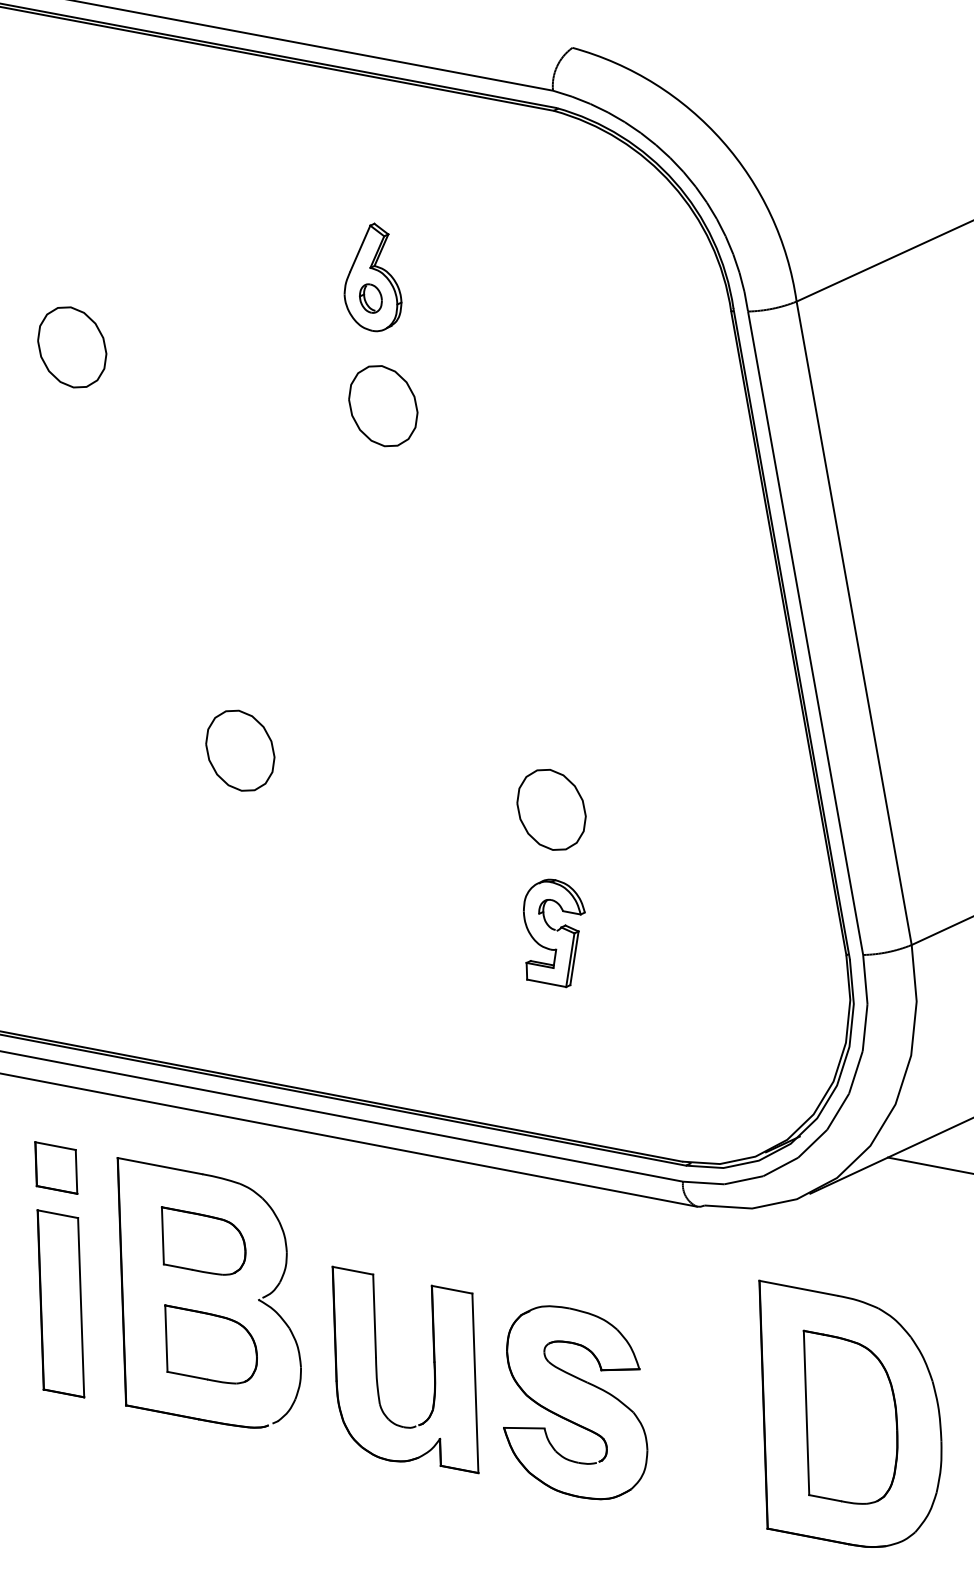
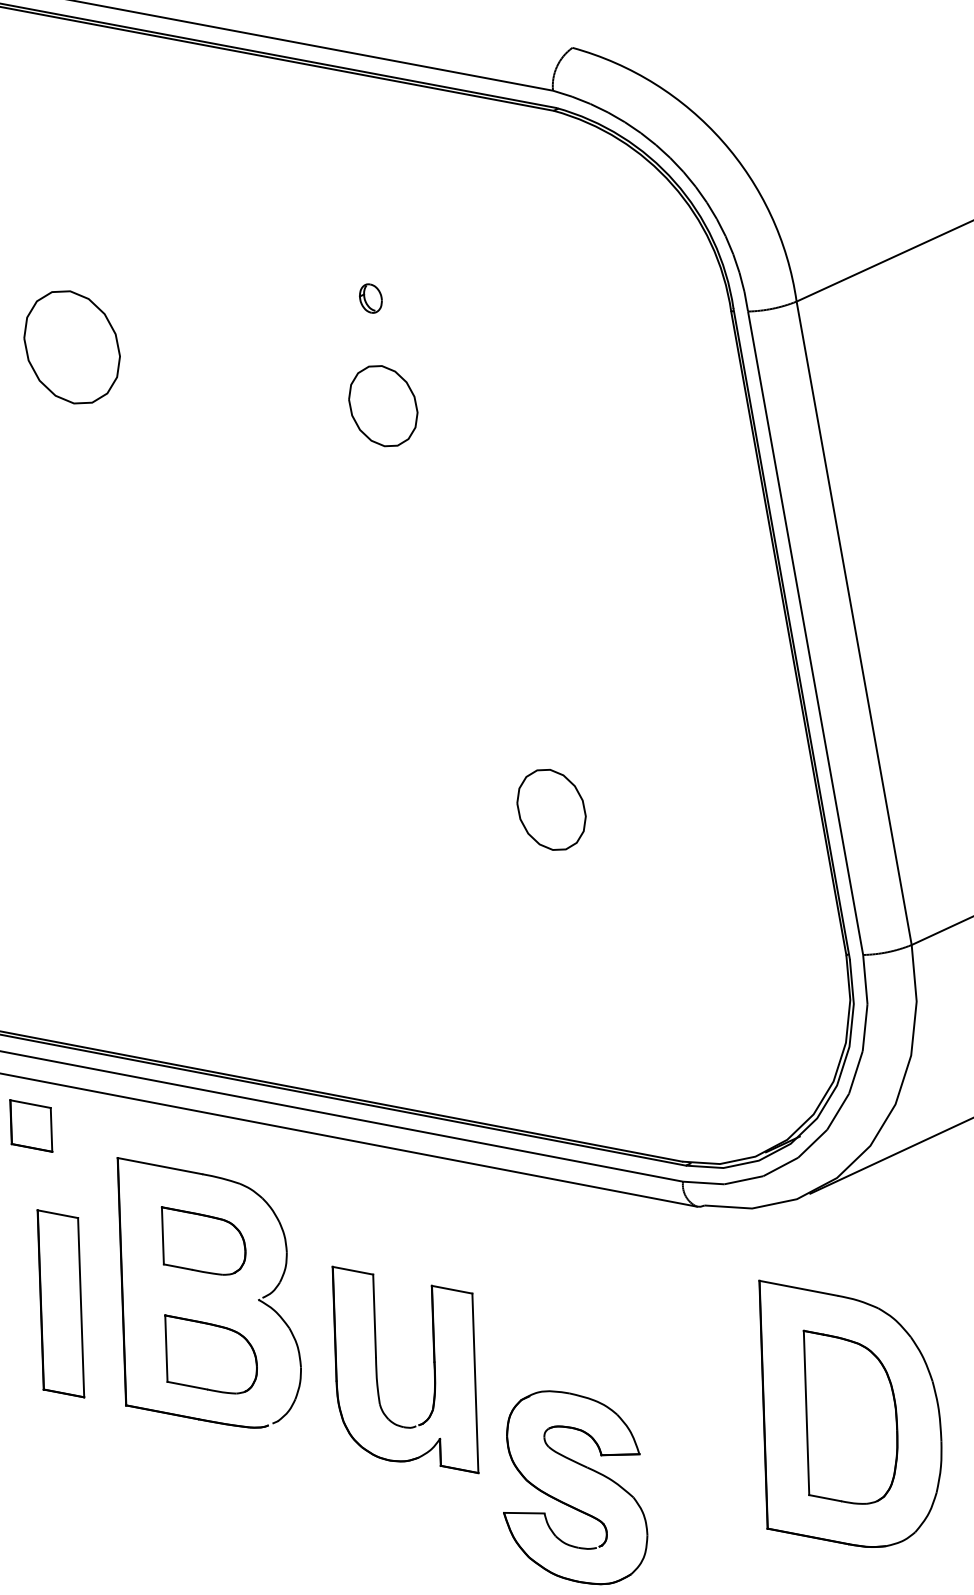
part: present -> none (372, 277)
part size: 71x83 px -> 98x115 px (71, 347)
part: present -> none (240, 750)
part: present -> none (554, 933)
line: present -> none (928, 1165)
part position: (56, 1167) -> (31, 1125) (31, 1125)
part position: (210, 1344) -> (210, 1354) (210, 1354)
part position: (567, 1418) -> (567, 1503) (567, 1503)
